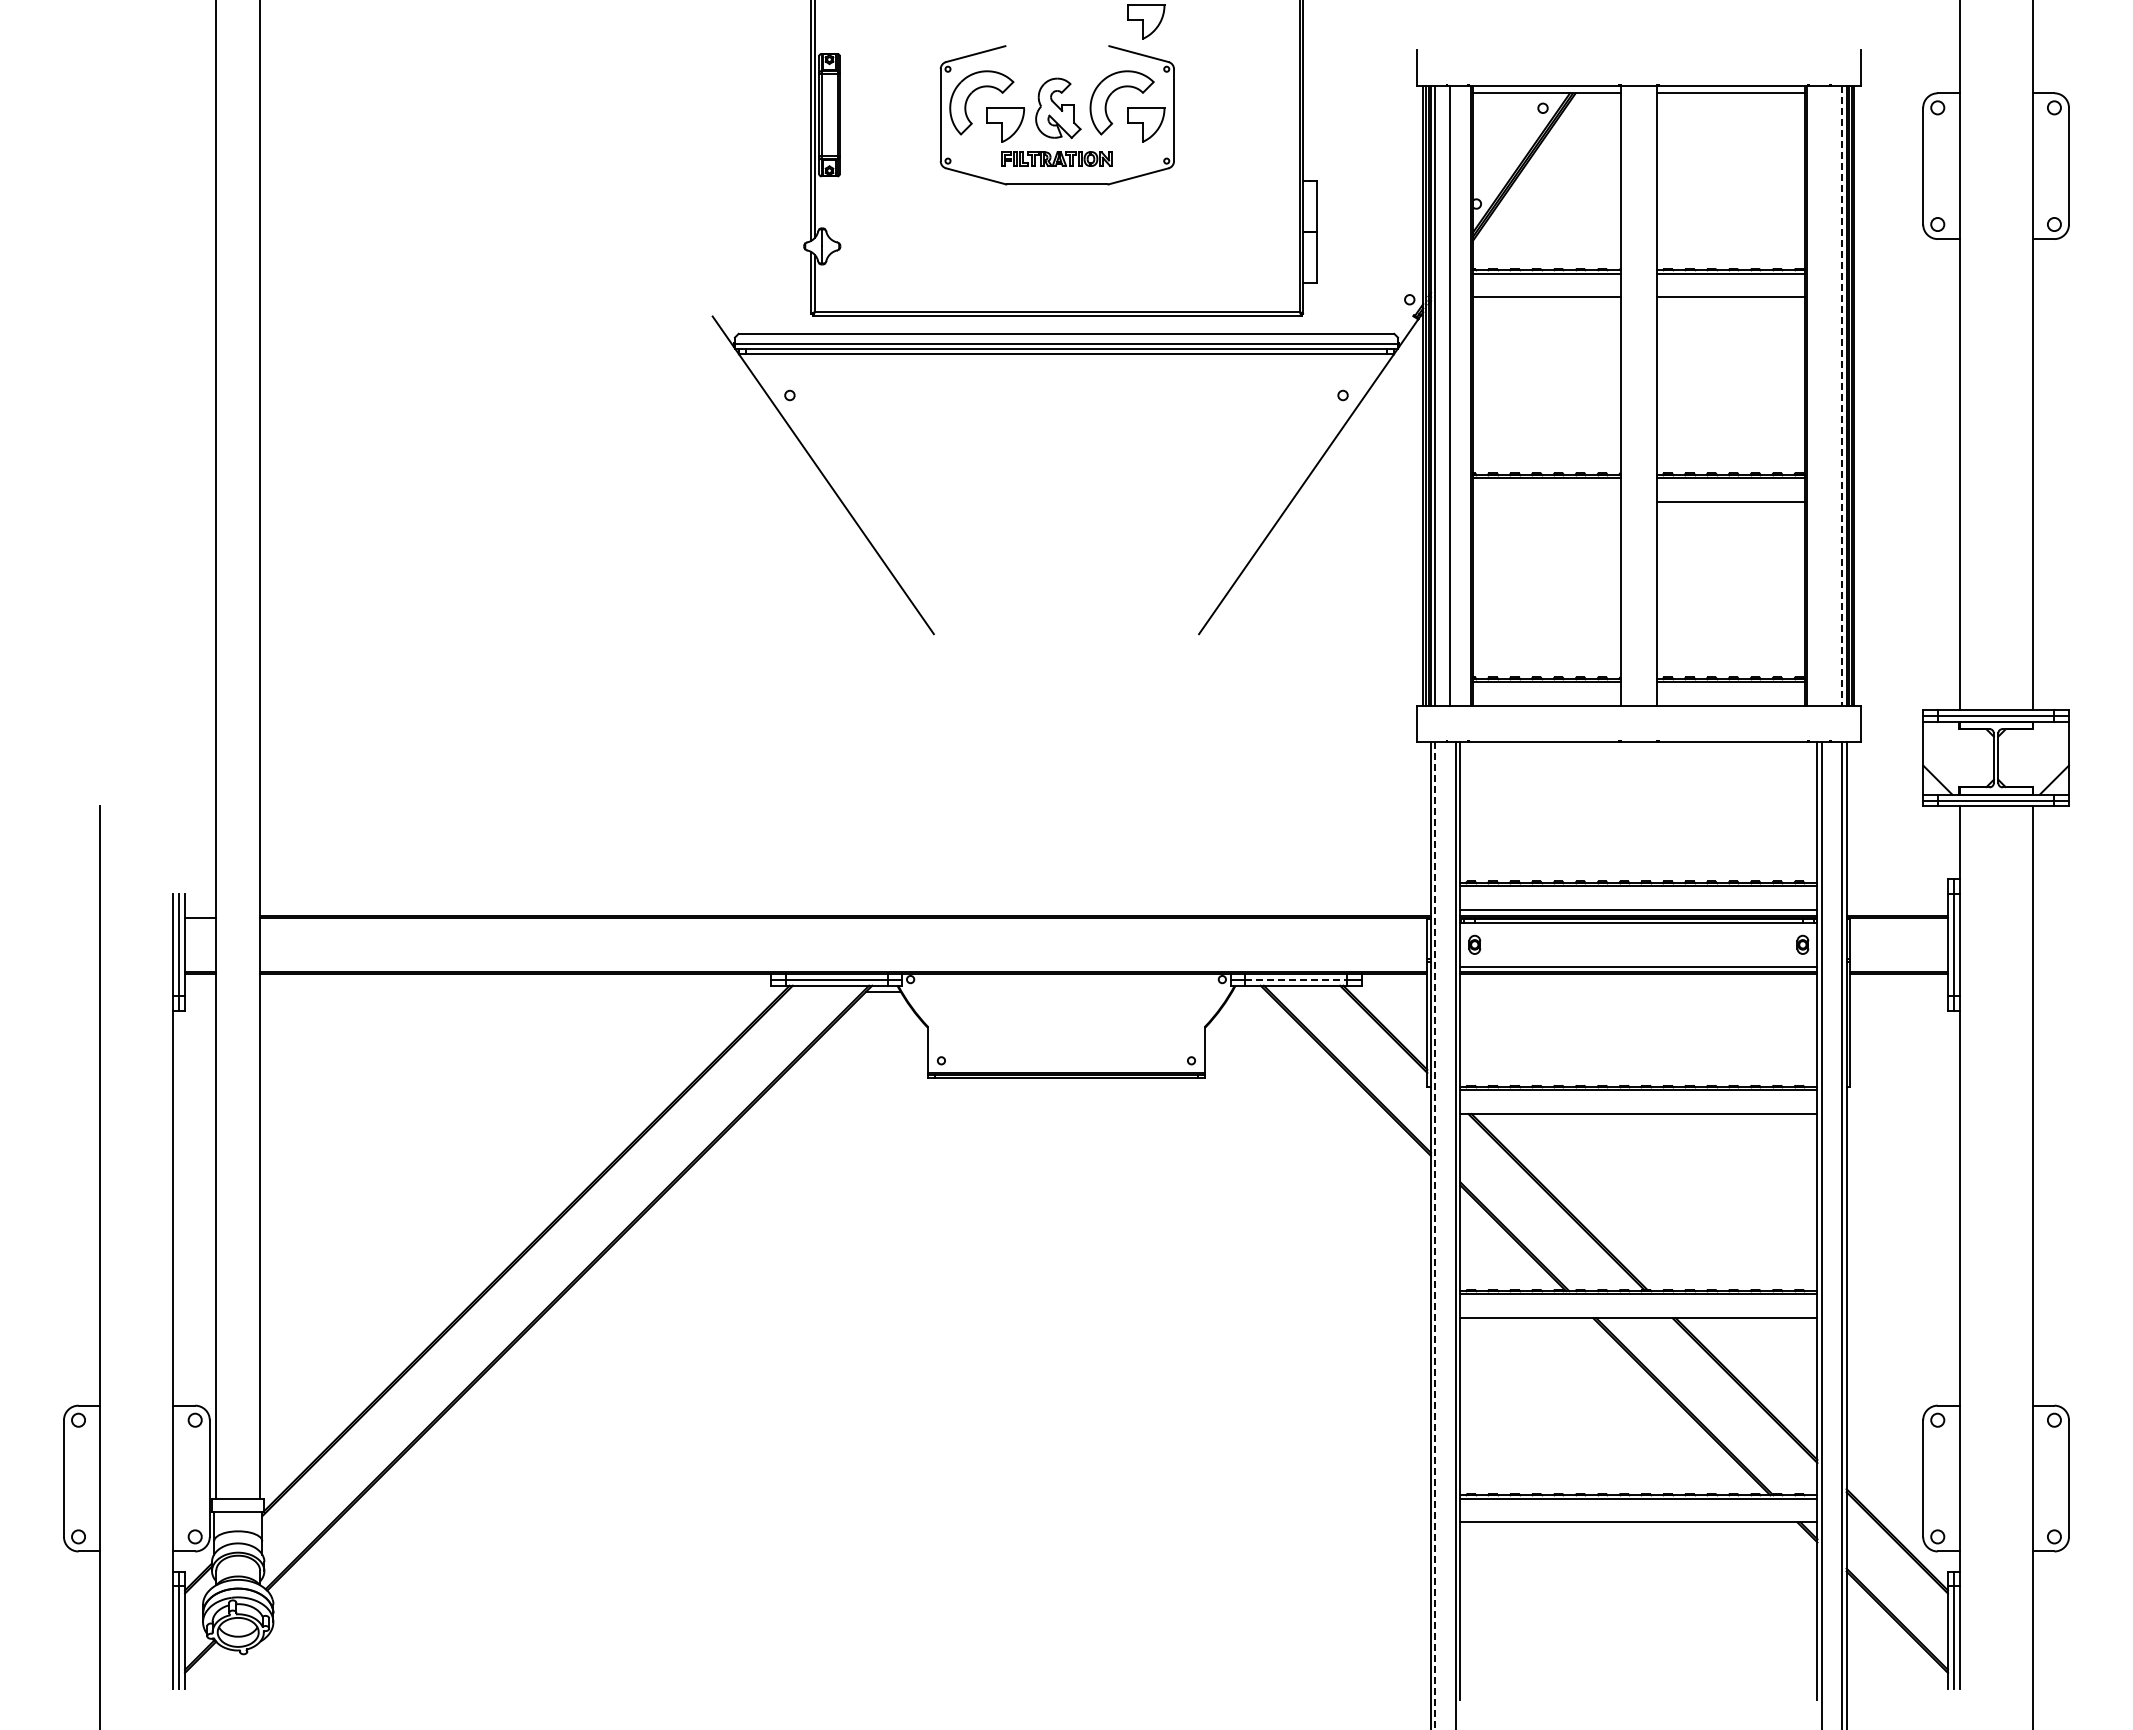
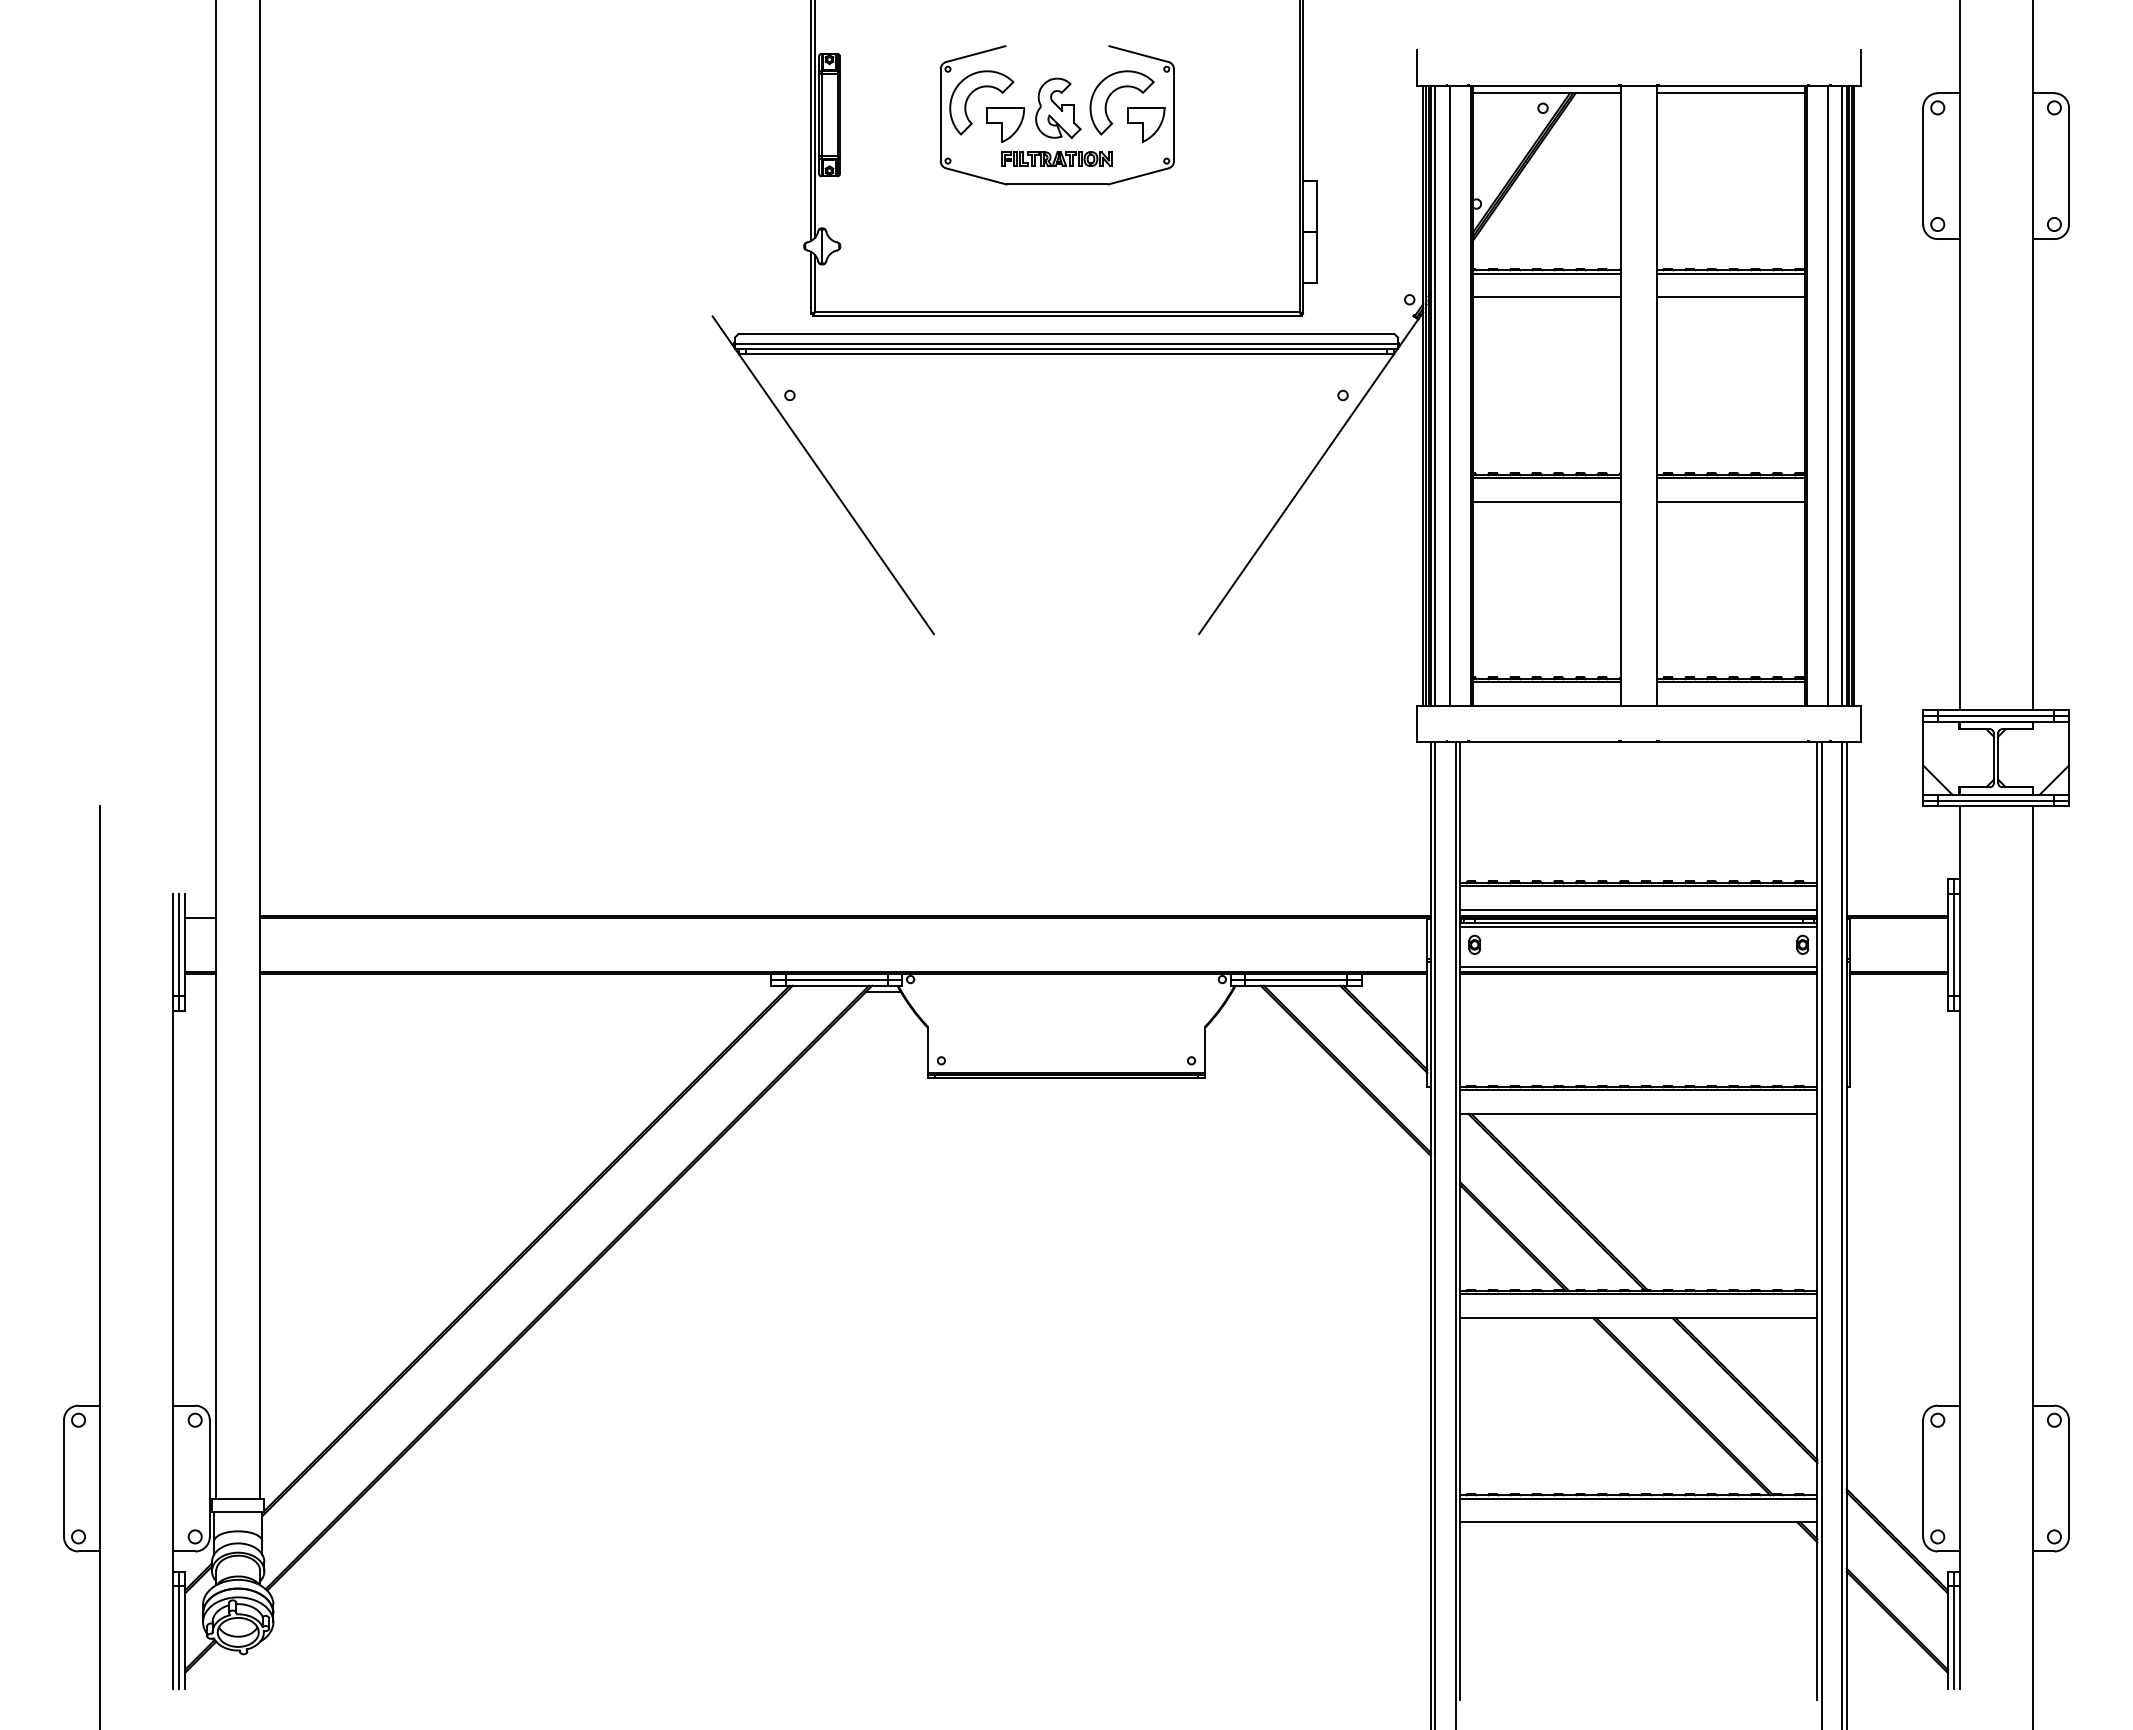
part: present -> none (1146, 21)
line: none -> present (1827, 395)
line: dashed -> solid (1842, 395)
line: none -> present (1546, 501)
line: none -> present (1638, 926)
line: dashed -> solid (1296, 979)
line: dashed -> solid (1435, 1236)
